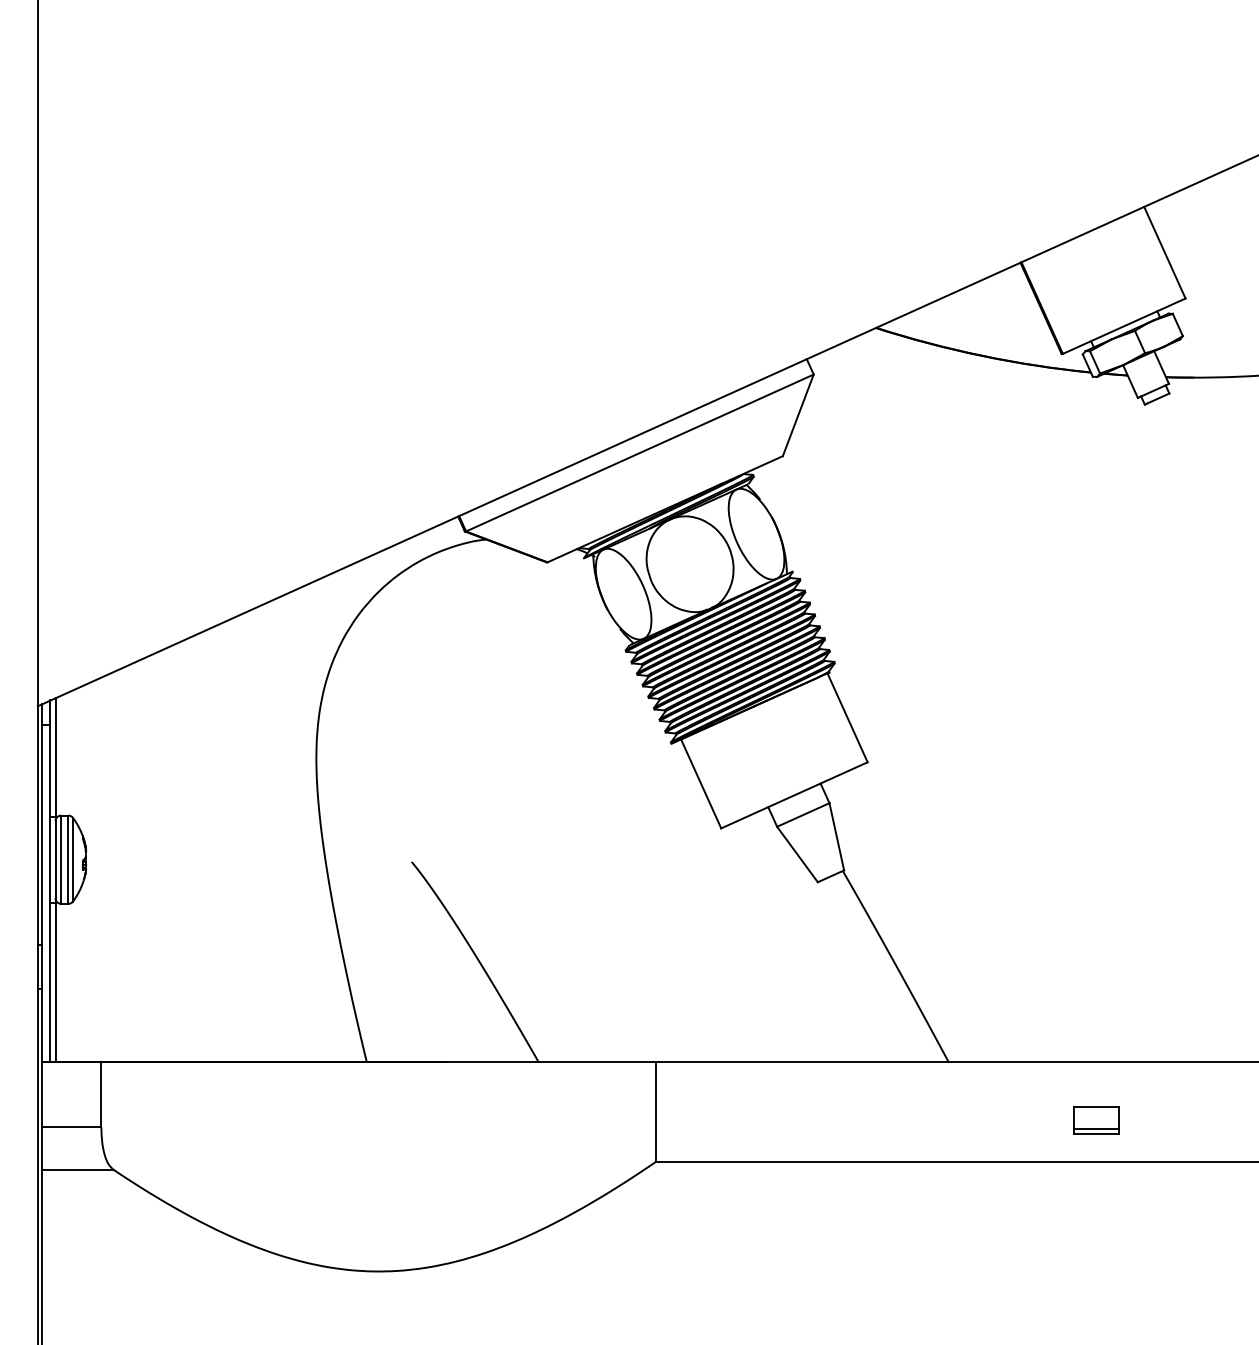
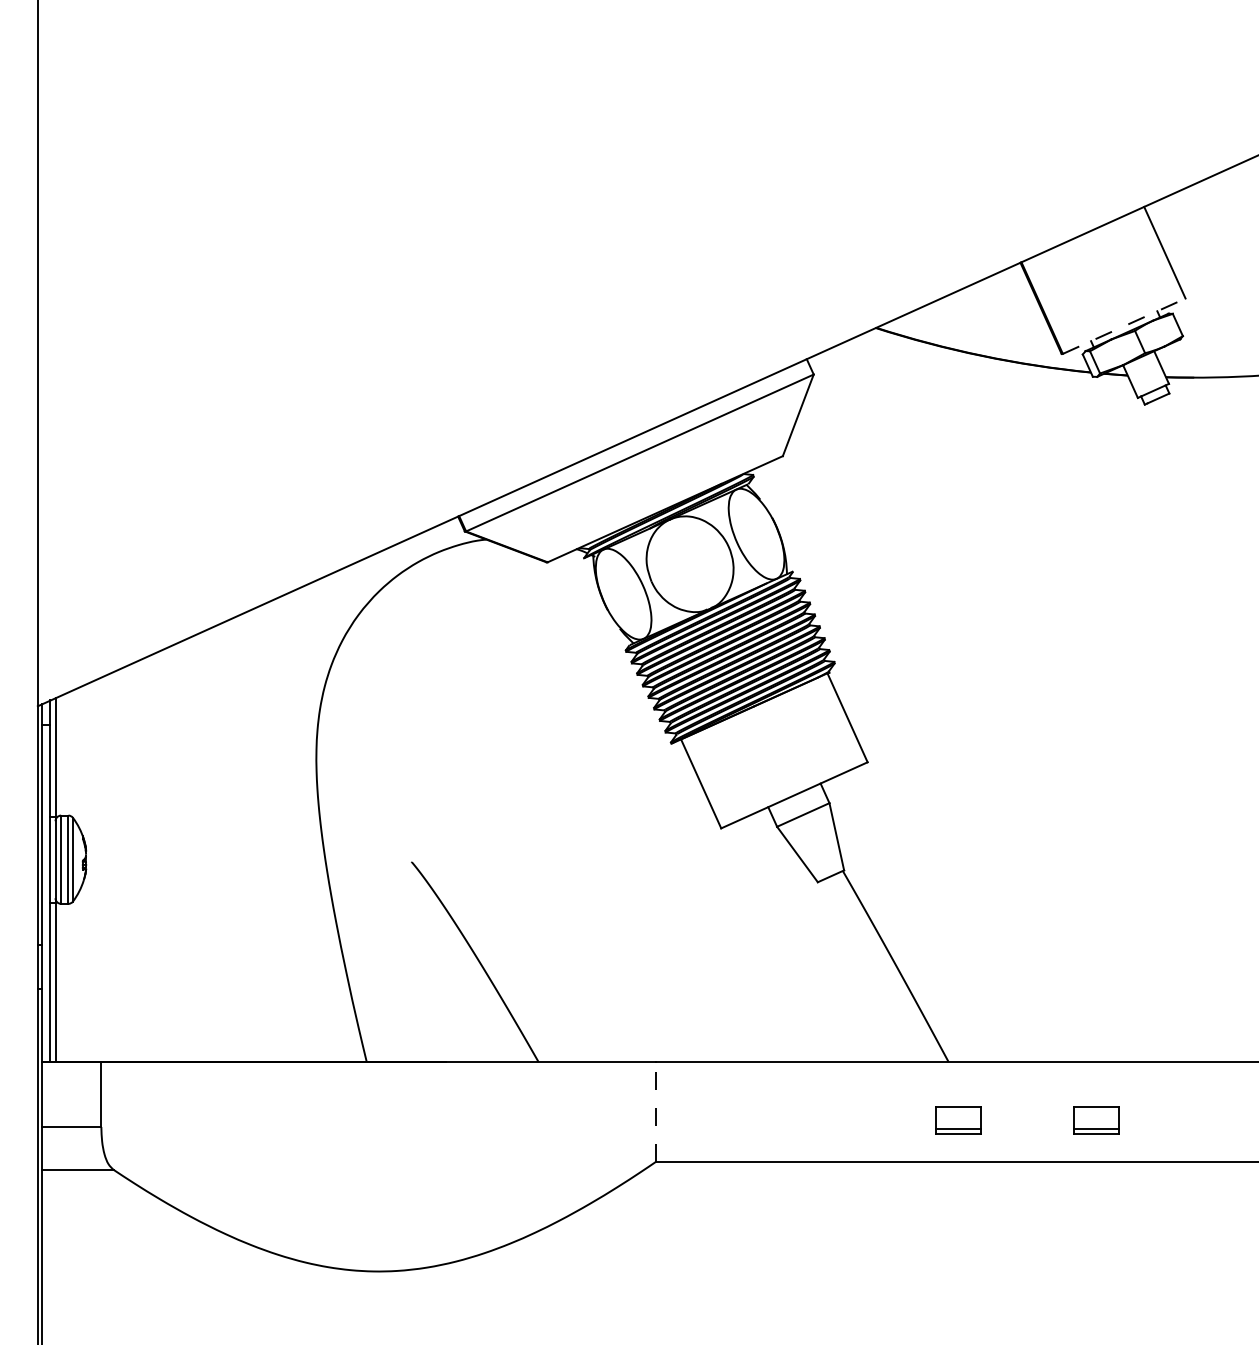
line: solid -> dashed (1124, 326)
line: solid -> dashed (656, 1111)
part: none -> present (958, 1120)
